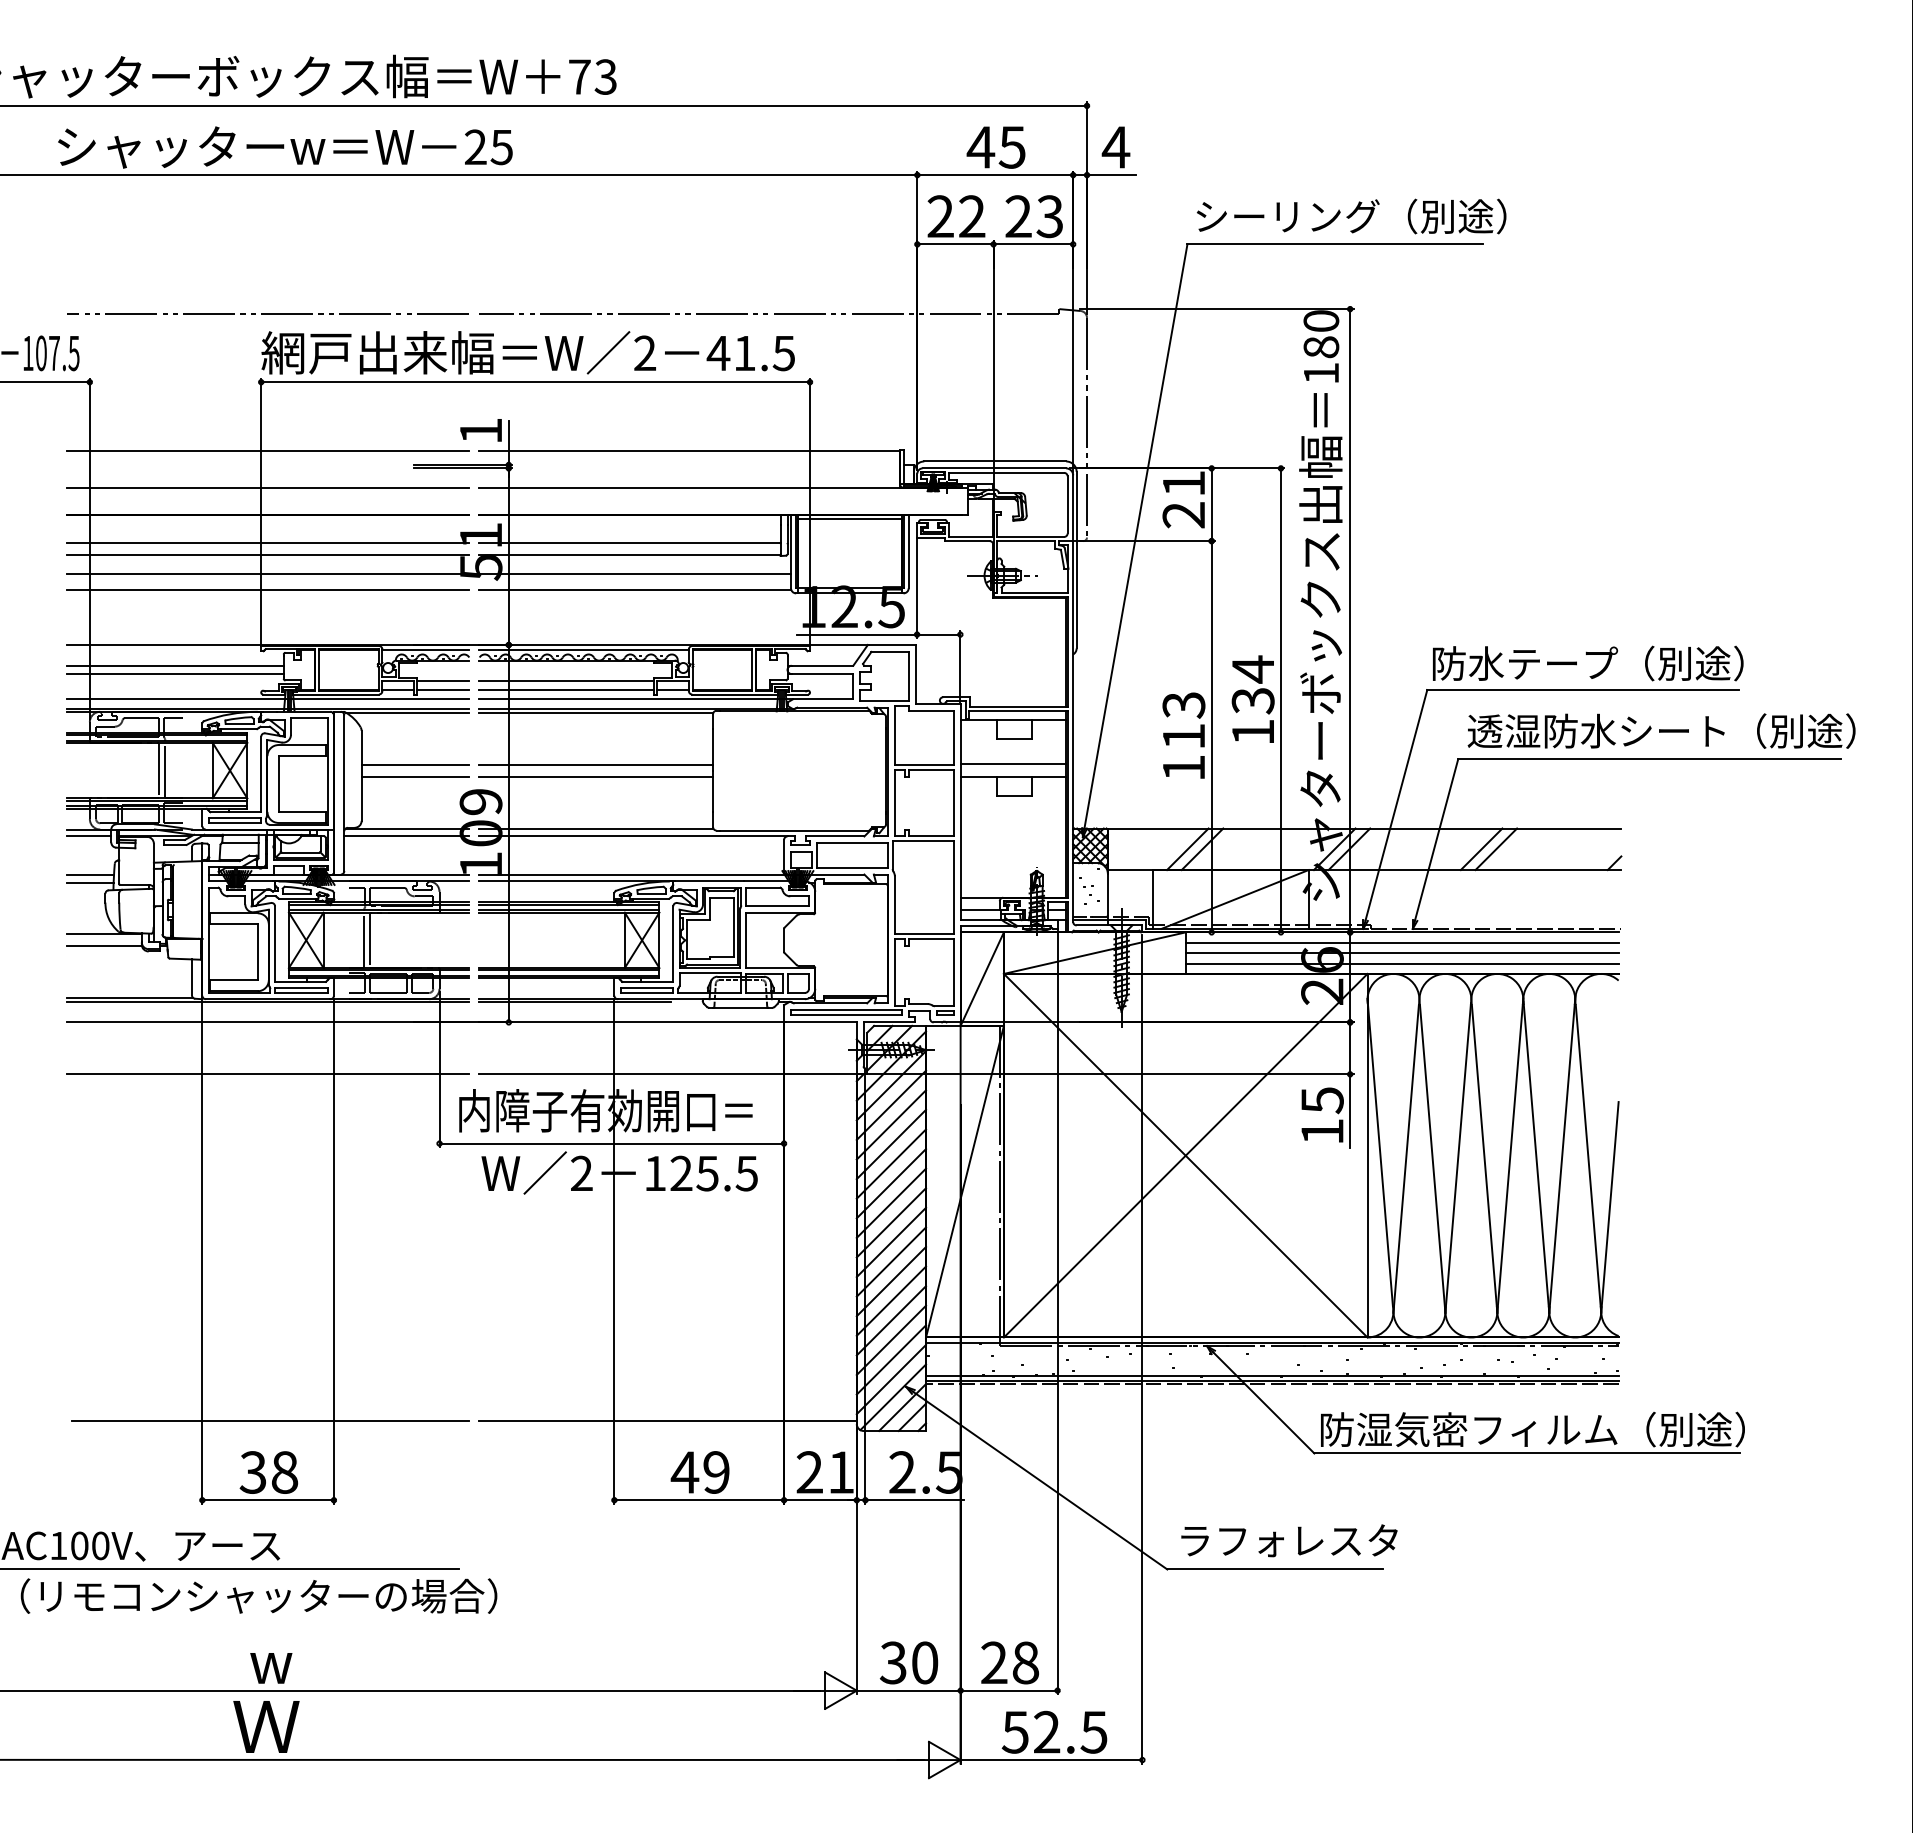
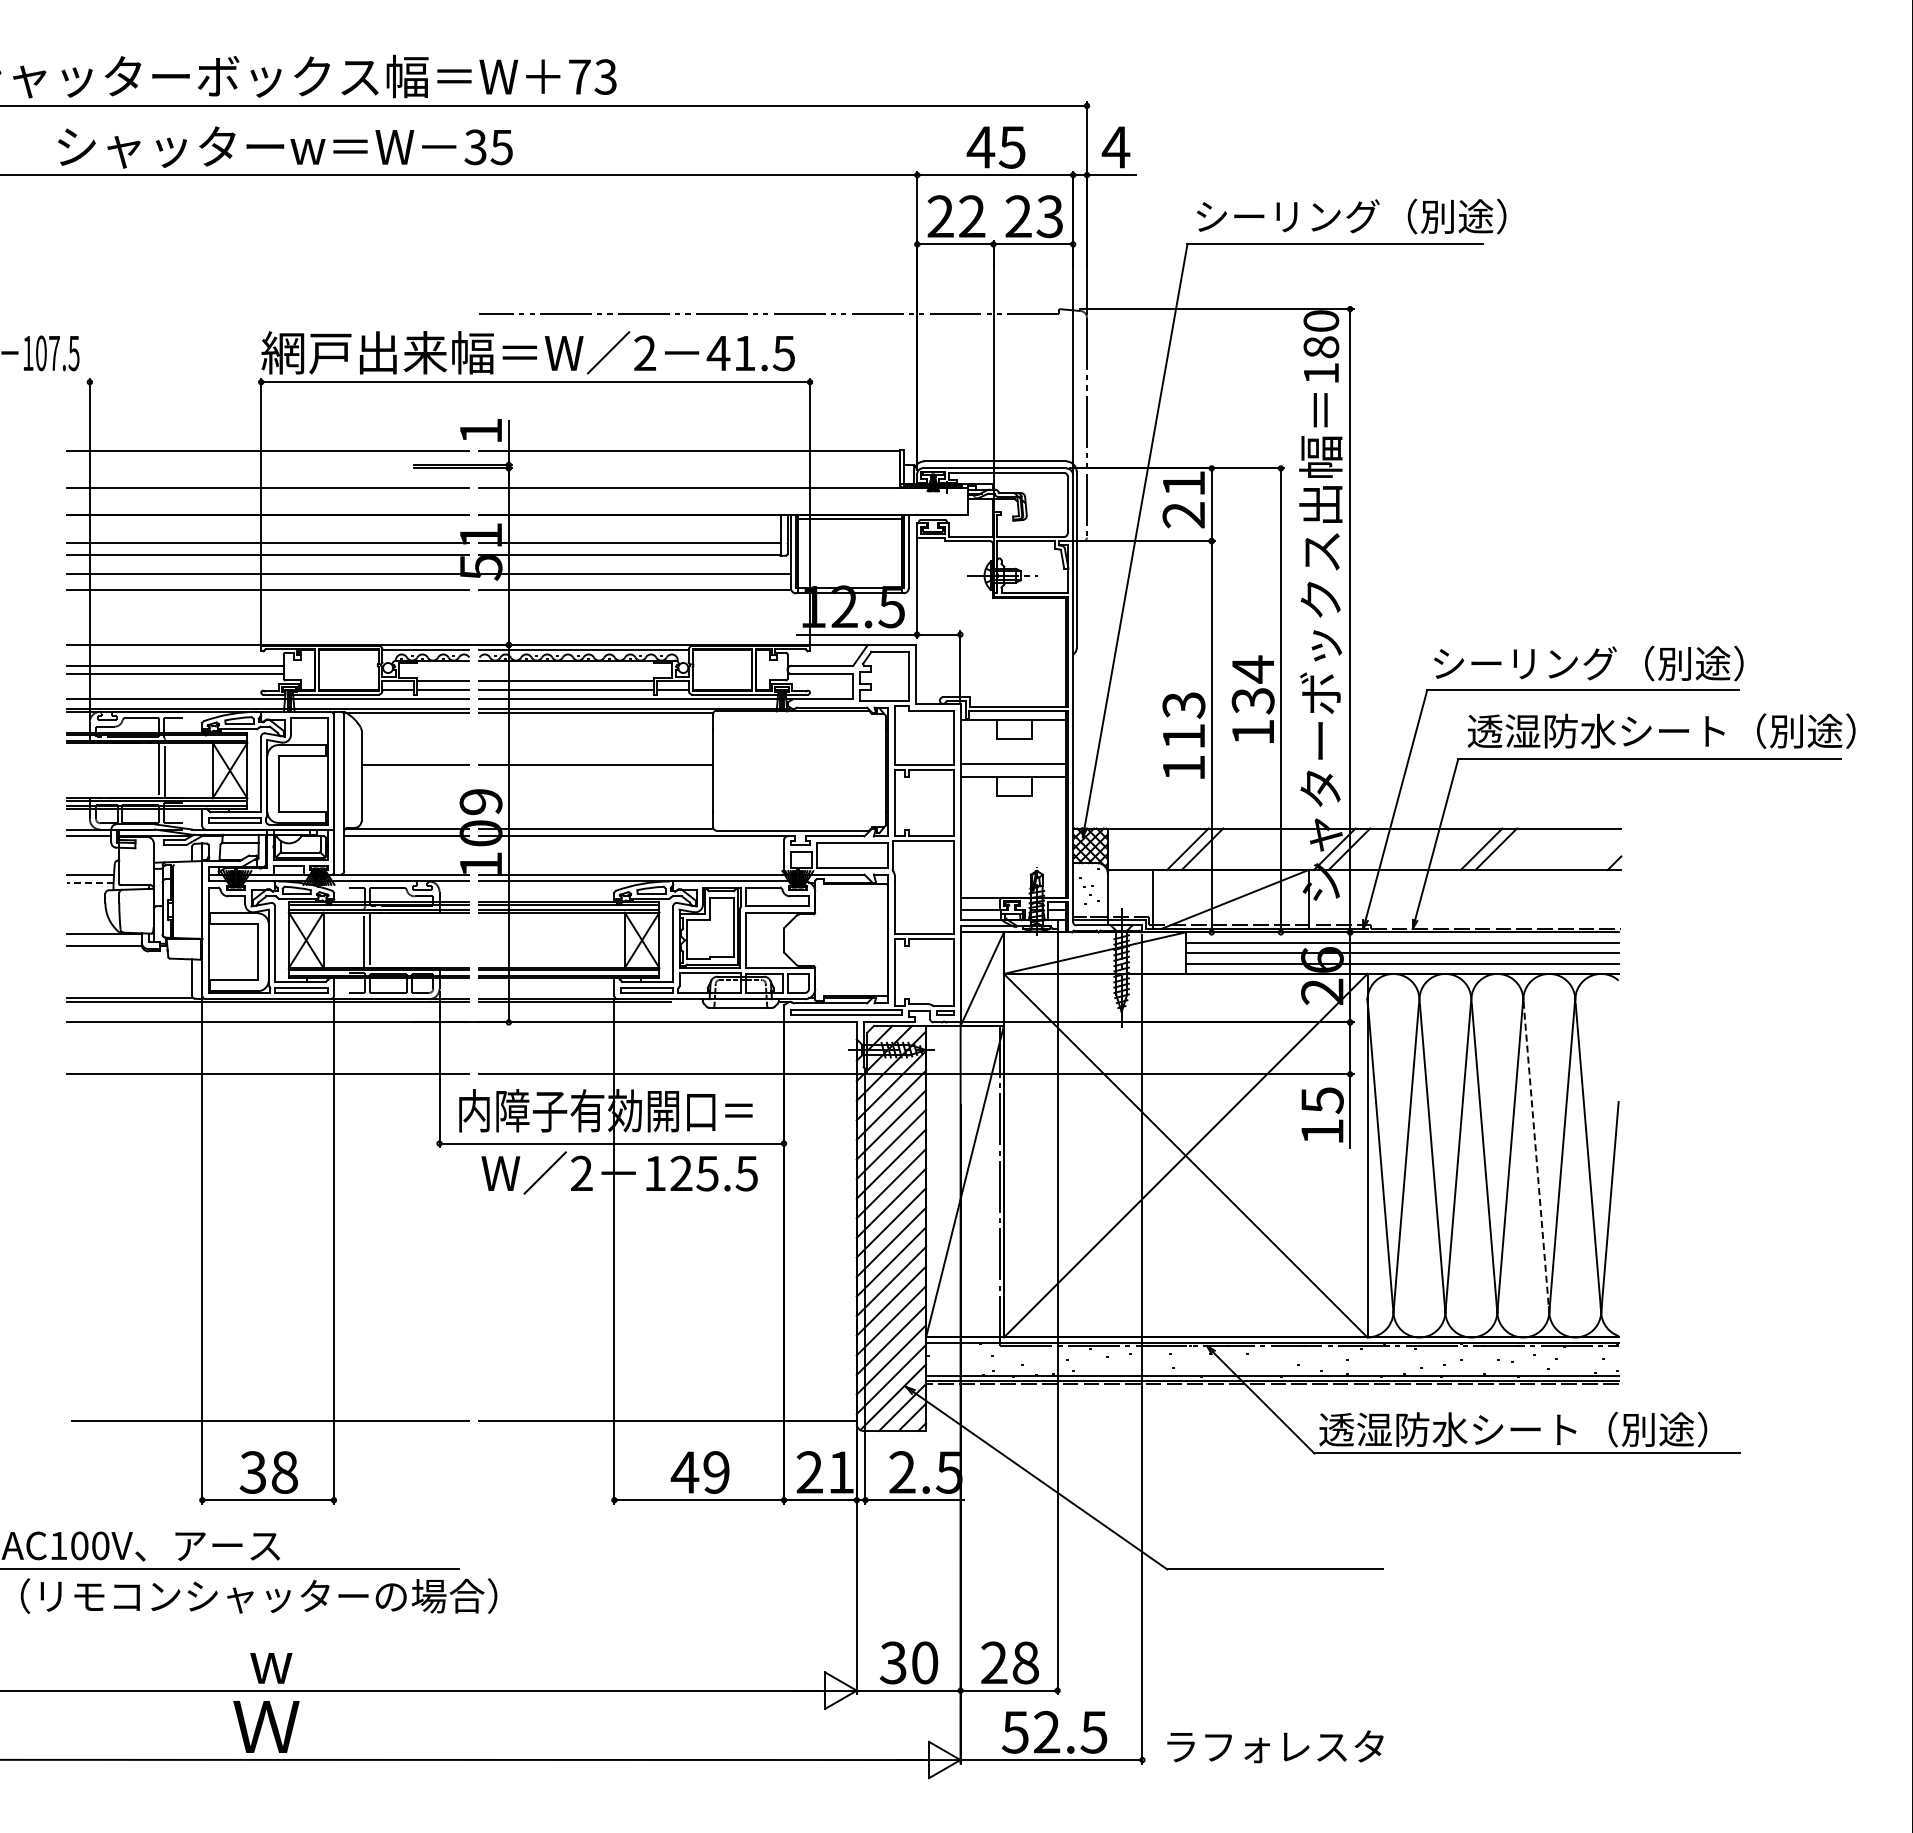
text: 25 -> 35 (475, 147)
line: present -> none (267, 313)
line: present -> none (45, 382)
text: 防水テープ（別途） -> シーリング（別途） (1525, 663)
line: present -> none (414, 776)
line: present -> none (596, 776)
line: solid -> dashed (90, 882)
line: solid -> dashed (1536, 1157)
text: 防湿気密フィルム（別途） -> 透湿防水シート（別途） (1531, 1429)
text position: (1289, 1540) -> (1275, 1746) (1275, 1746)
